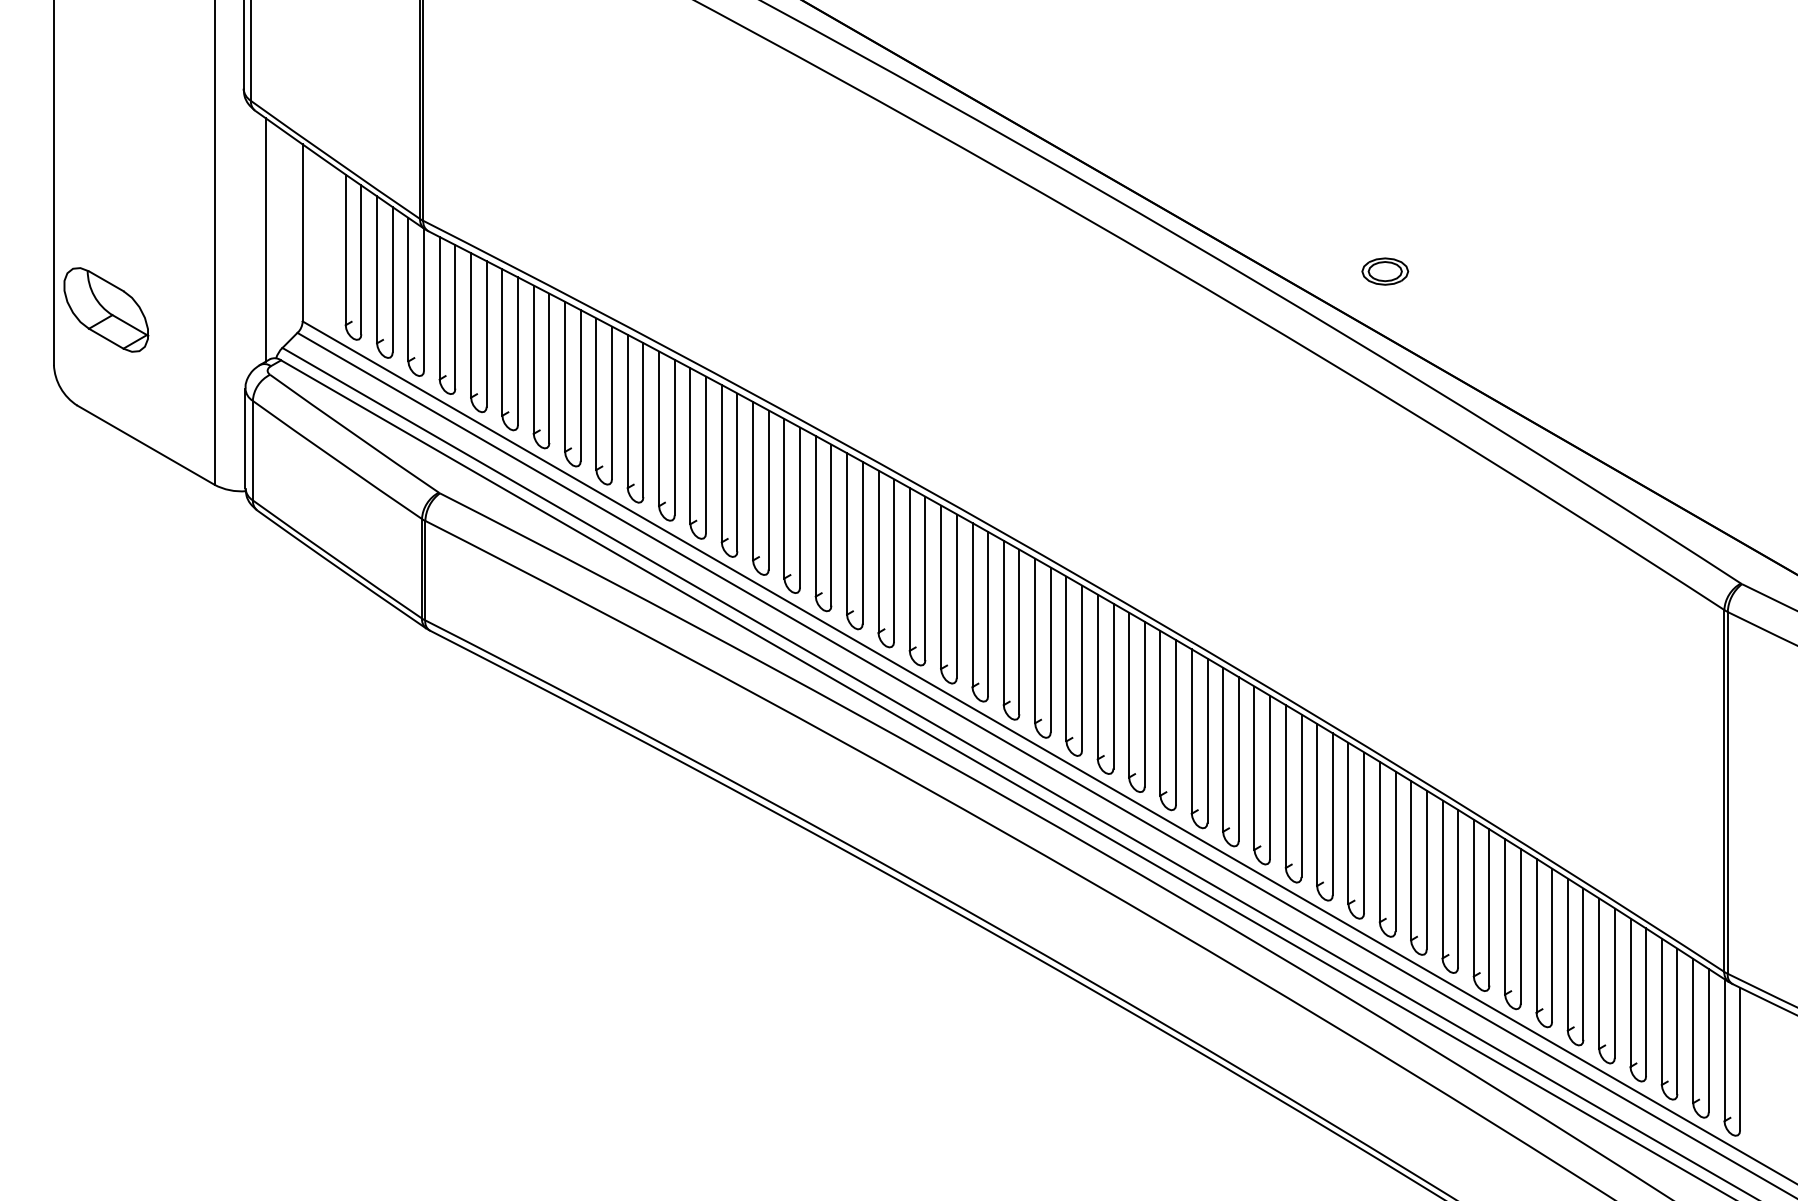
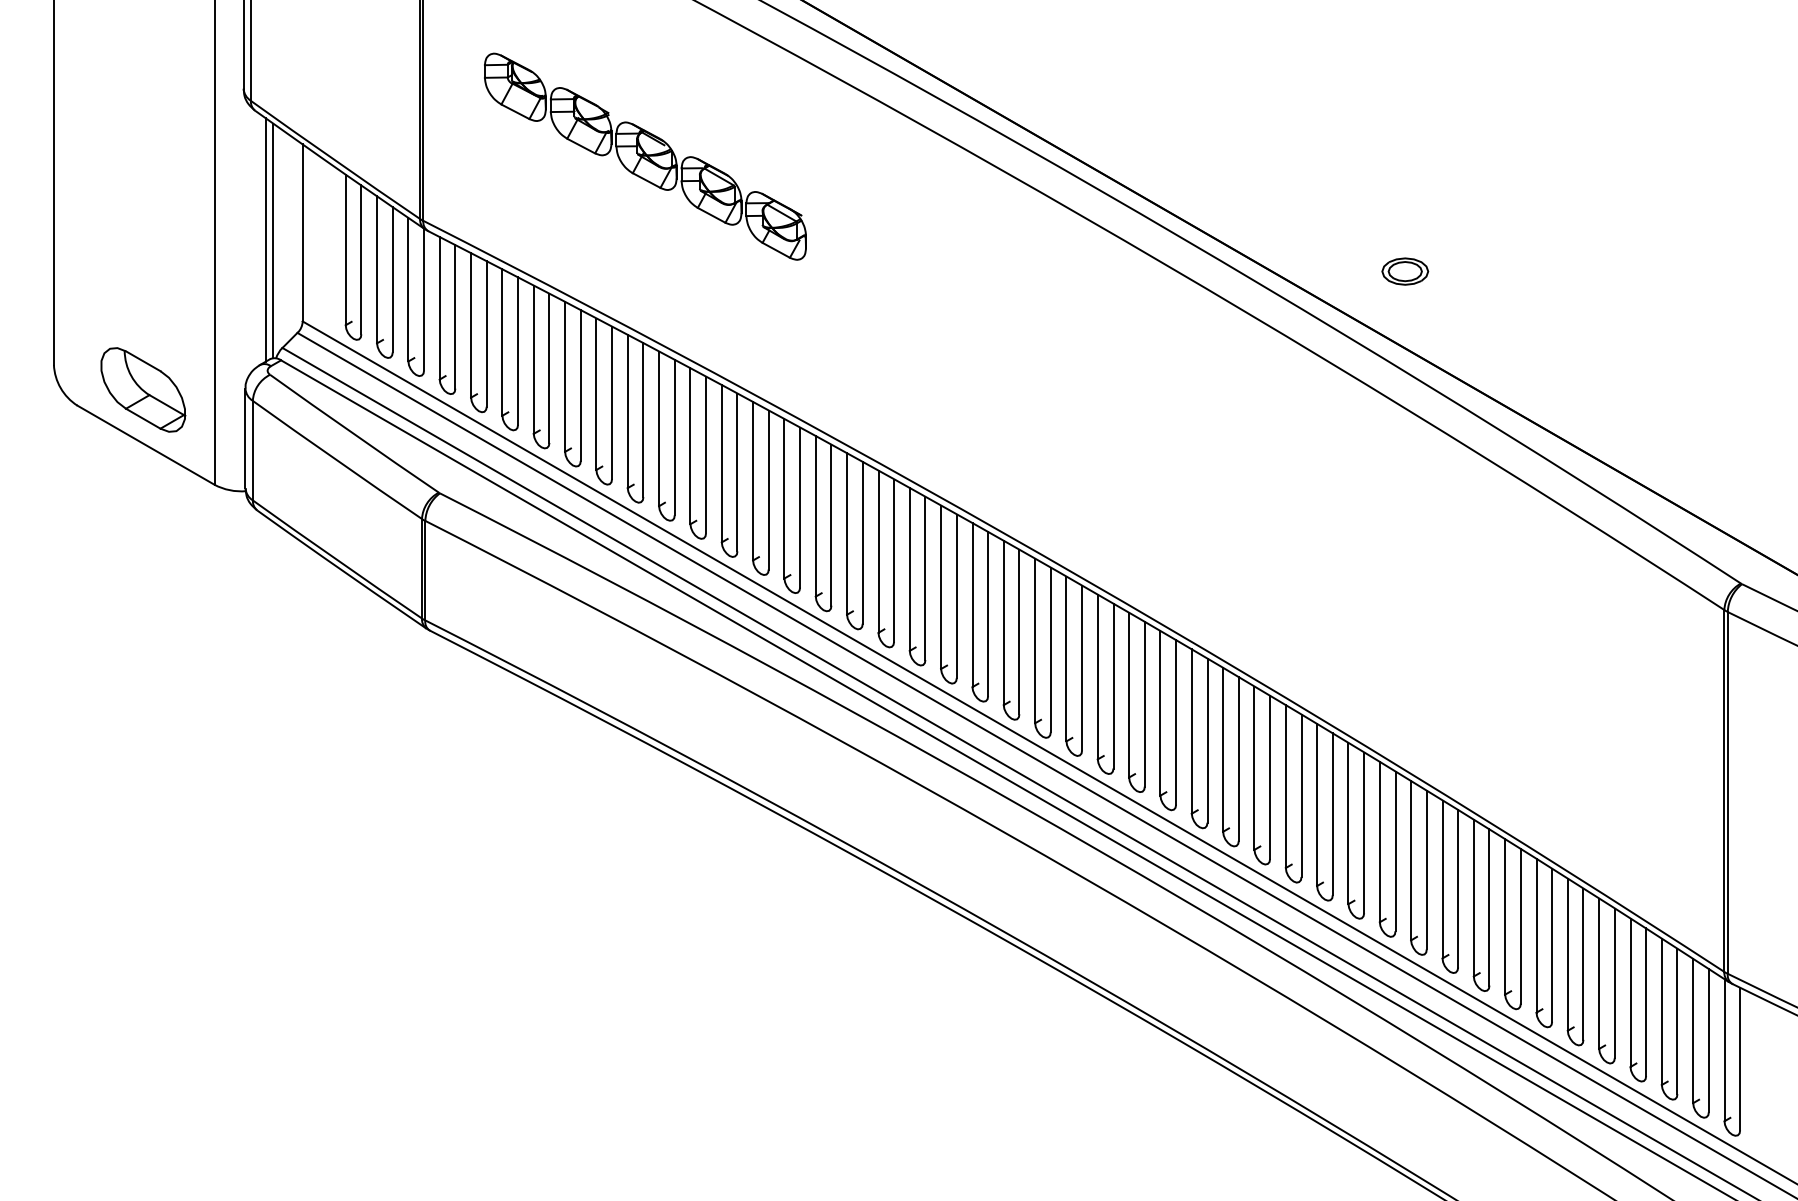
part: none -> present (645, 156)
line: none -> present (273, 240)
part position: (1385, 271) -> (1405, 271) (1405, 271)
part position: (106, 309) -> (143, 389) (143, 389)
